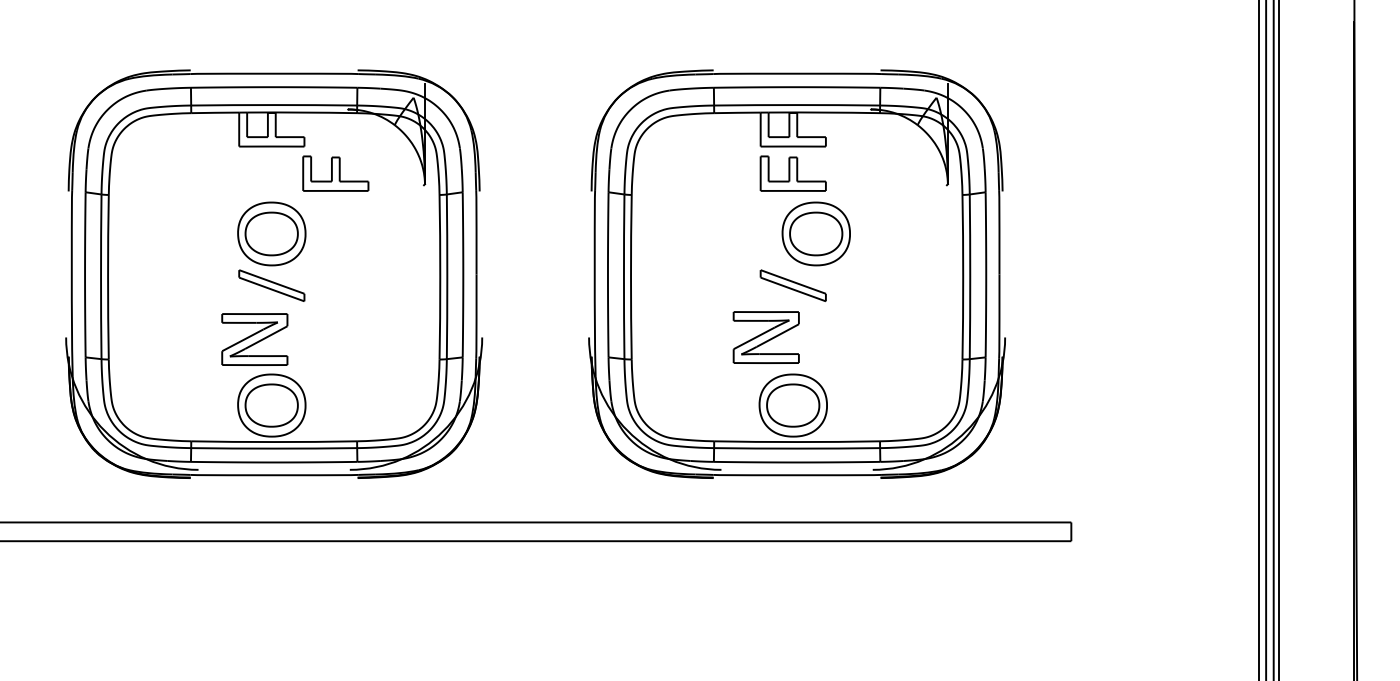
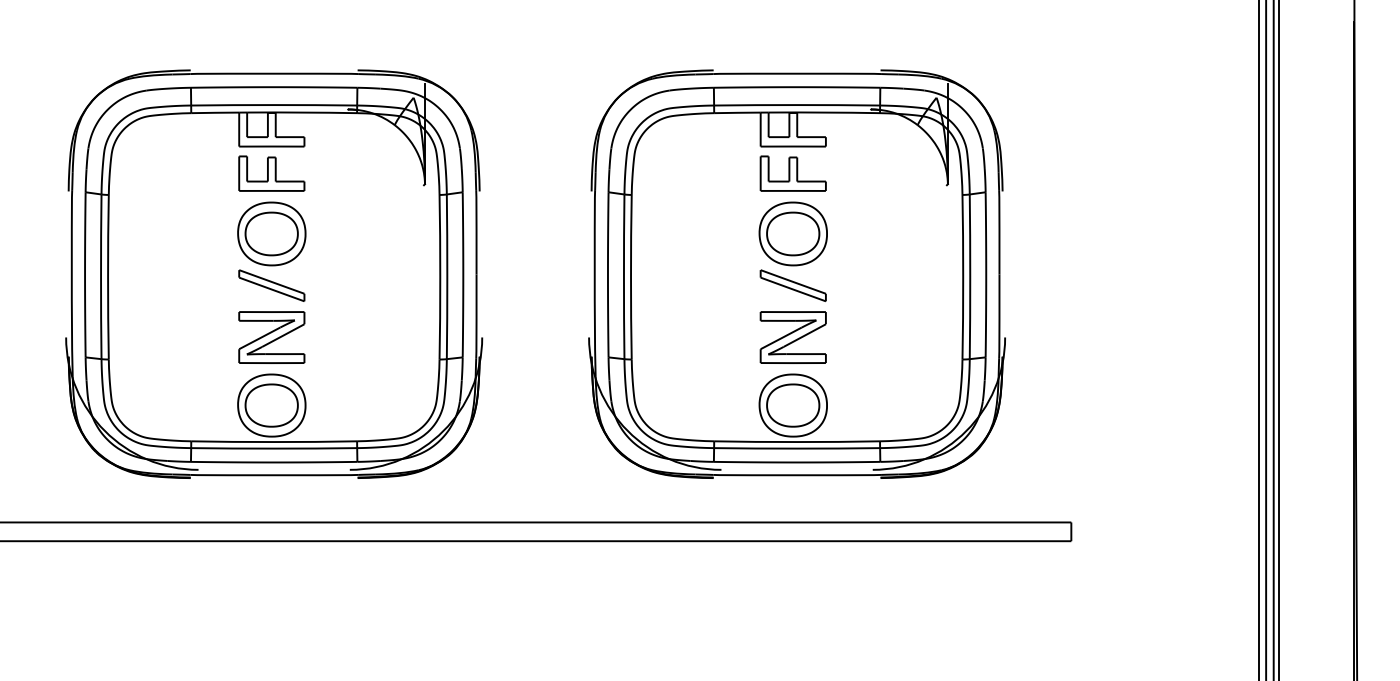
part position: (335, 173) -> (271, 173) (271, 173)
part position: (815, 233) -> (792, 233) (792, 233)
part position: (765, 337) -> (792, 337) (792, 337)
part position: (254, 339) -> (271, 337) (271, 337)
